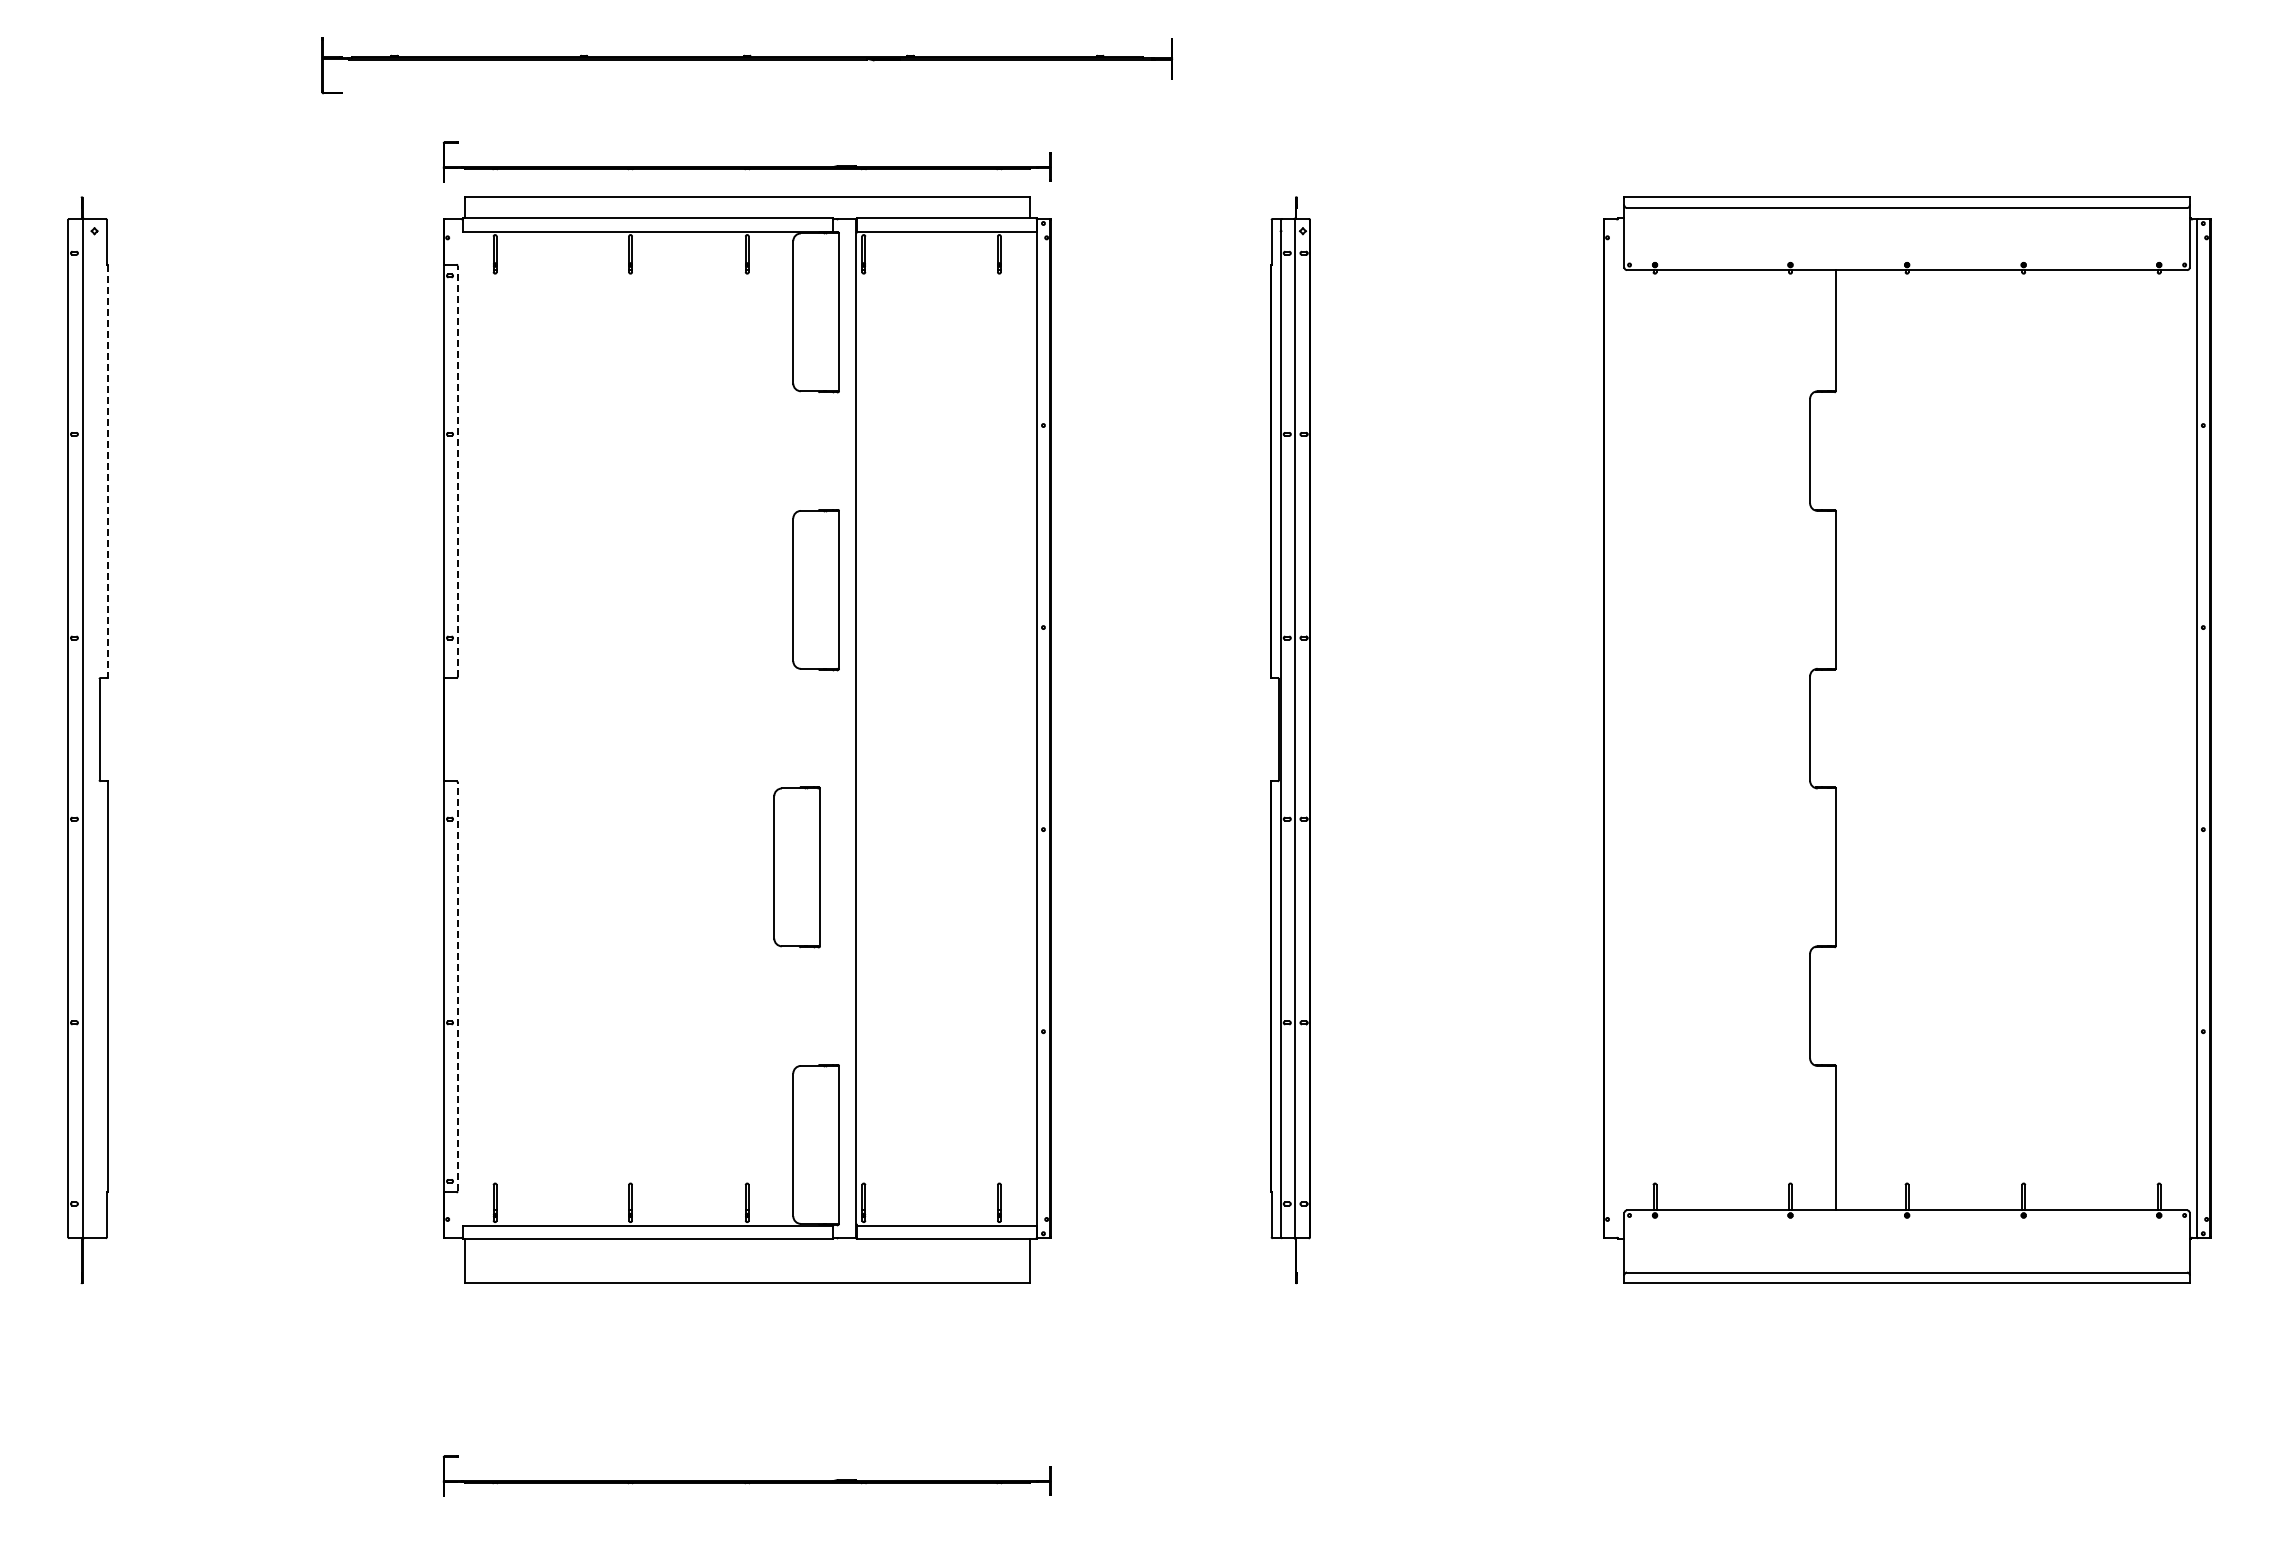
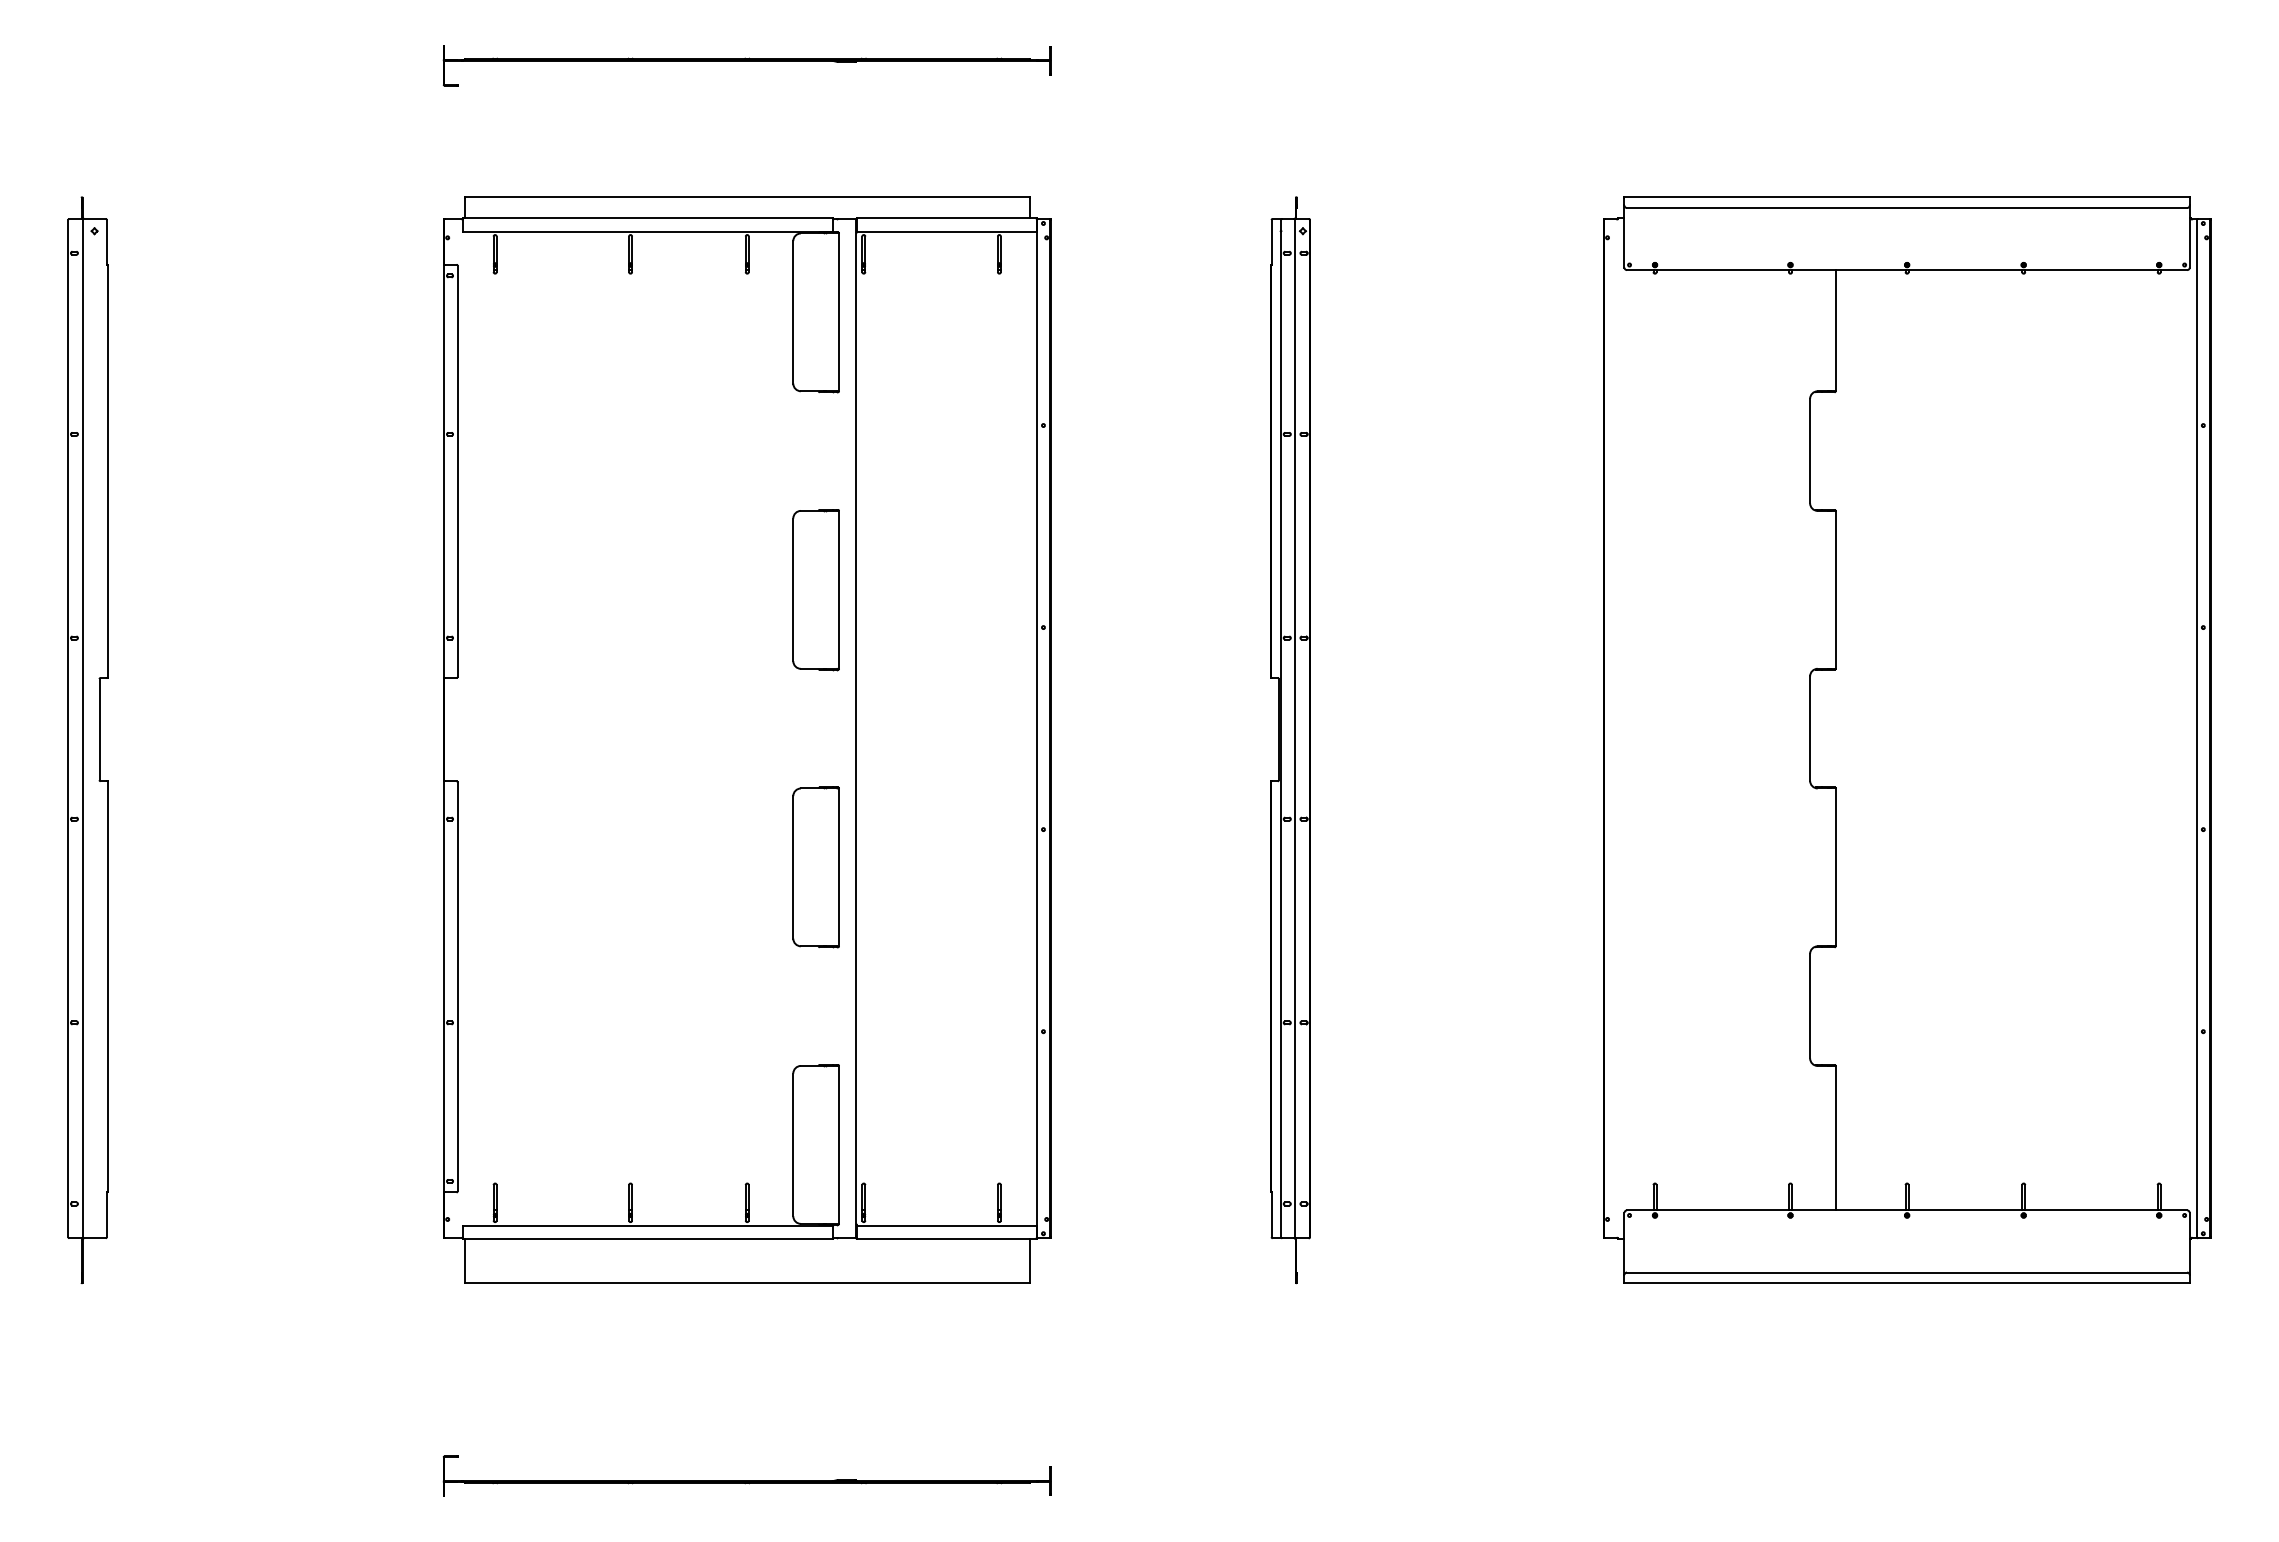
part size: 853x58 px -> 610x42 px (746, 65)
part: present -> none (746, 161)
line: dashed -> solid (107, 471)
line: dashed -> solid (457, 471)
part position: (796, 867) -> (815, 867) (815, 867)
line: dashed -> solid (457, 986)
